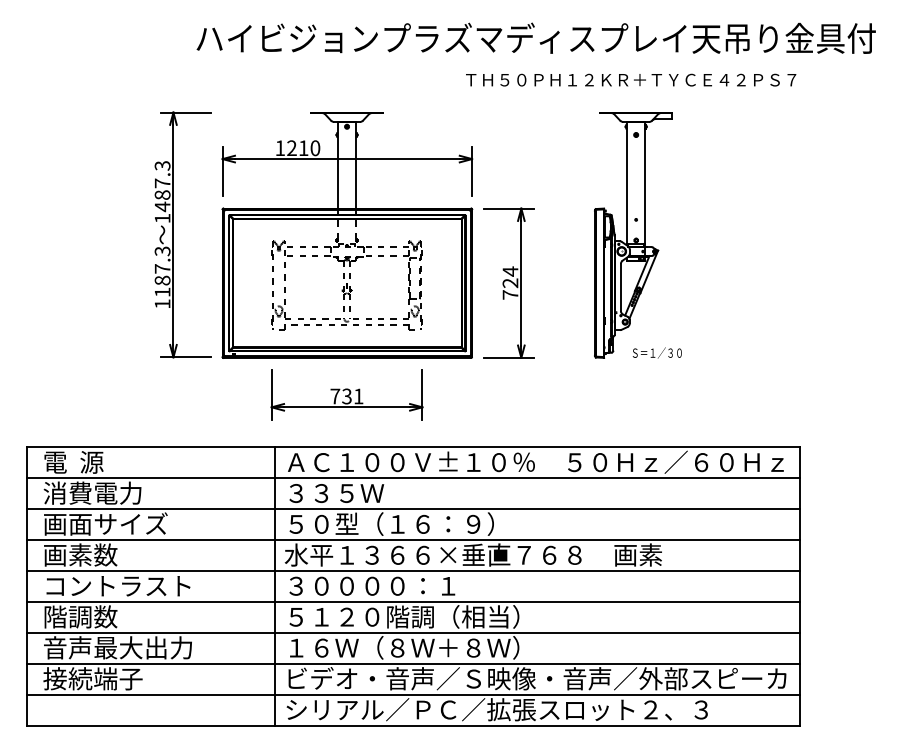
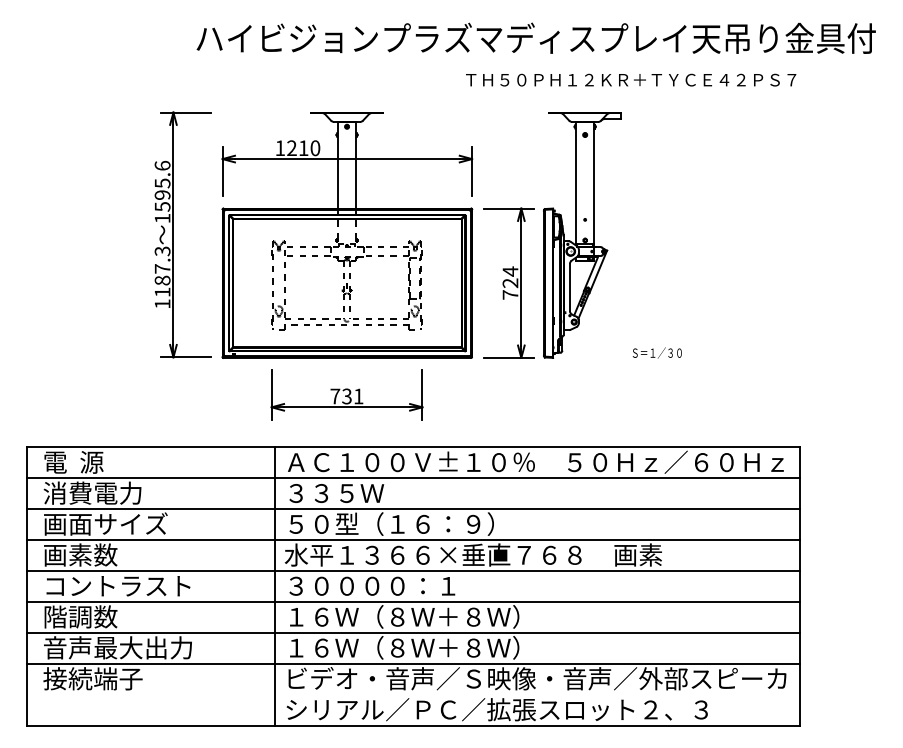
text: 1487.3 -> 1595.6 (162, 186)
part position: (633, 235) -> (582, 235) (582, 235)
text: ５１２０階調（相当） -> １６Ｗ（８Ｗ＋８Ｗ） (399, 616)
line: present -> none (413, 694)
